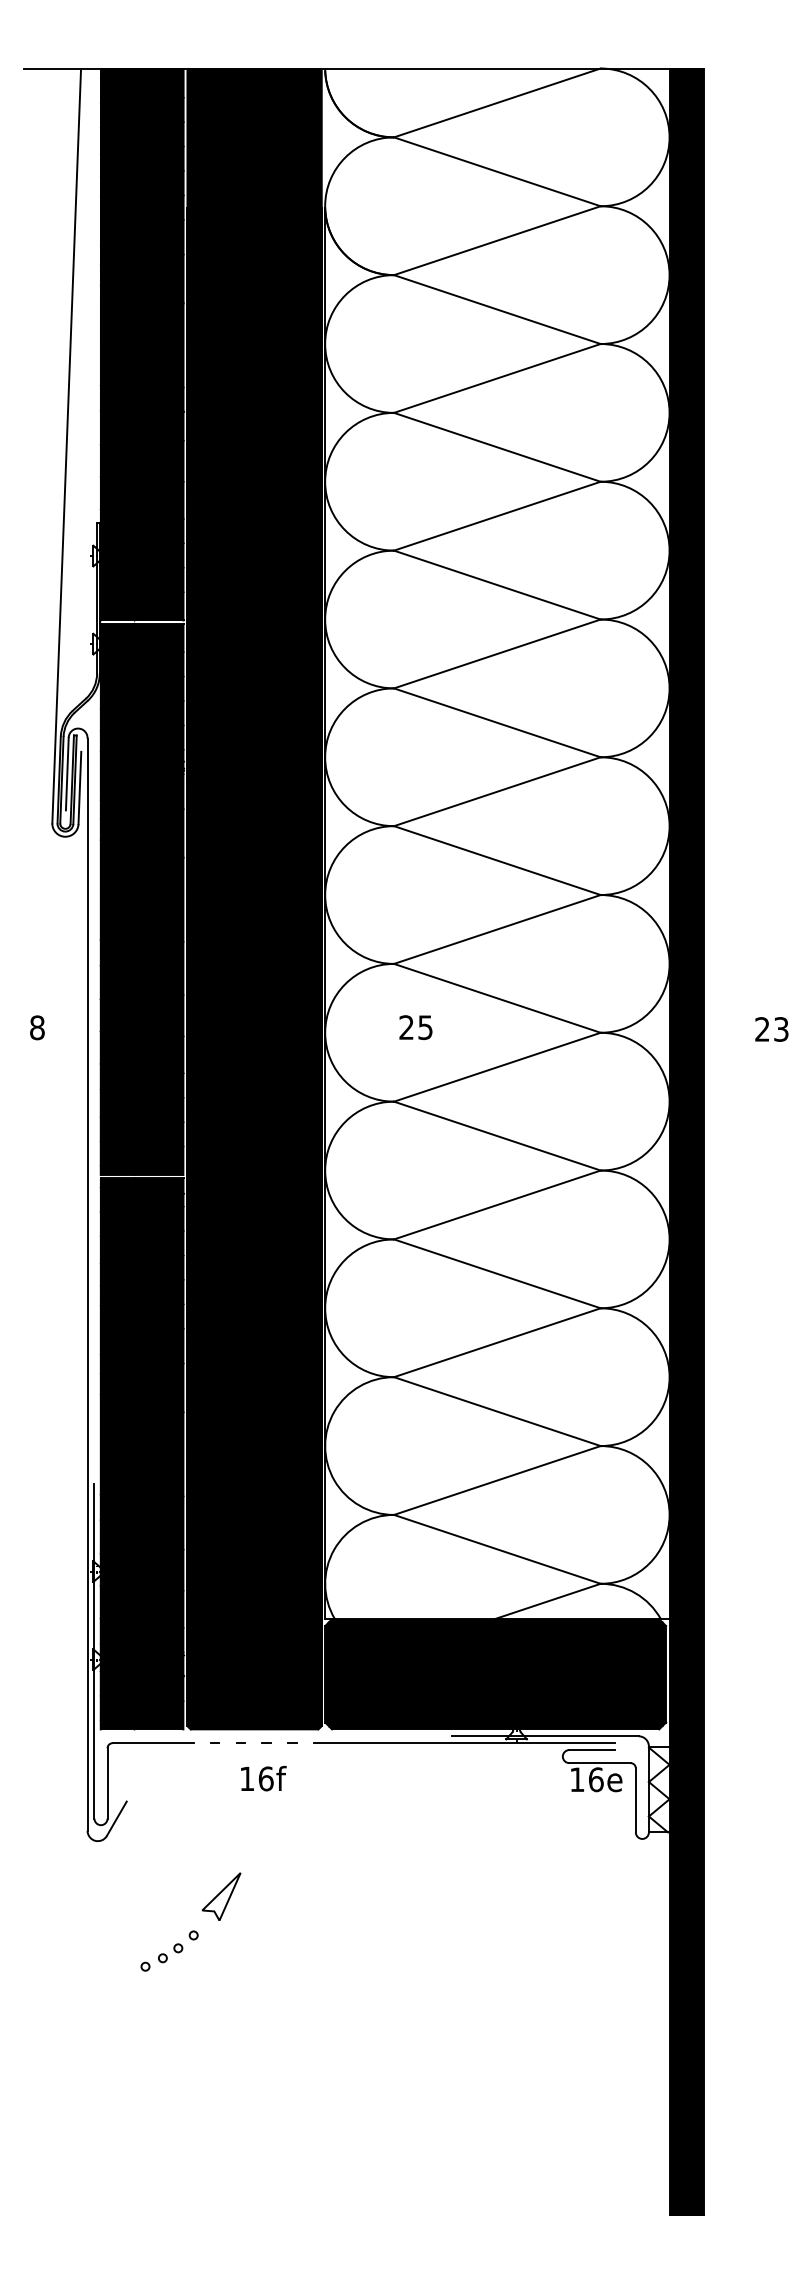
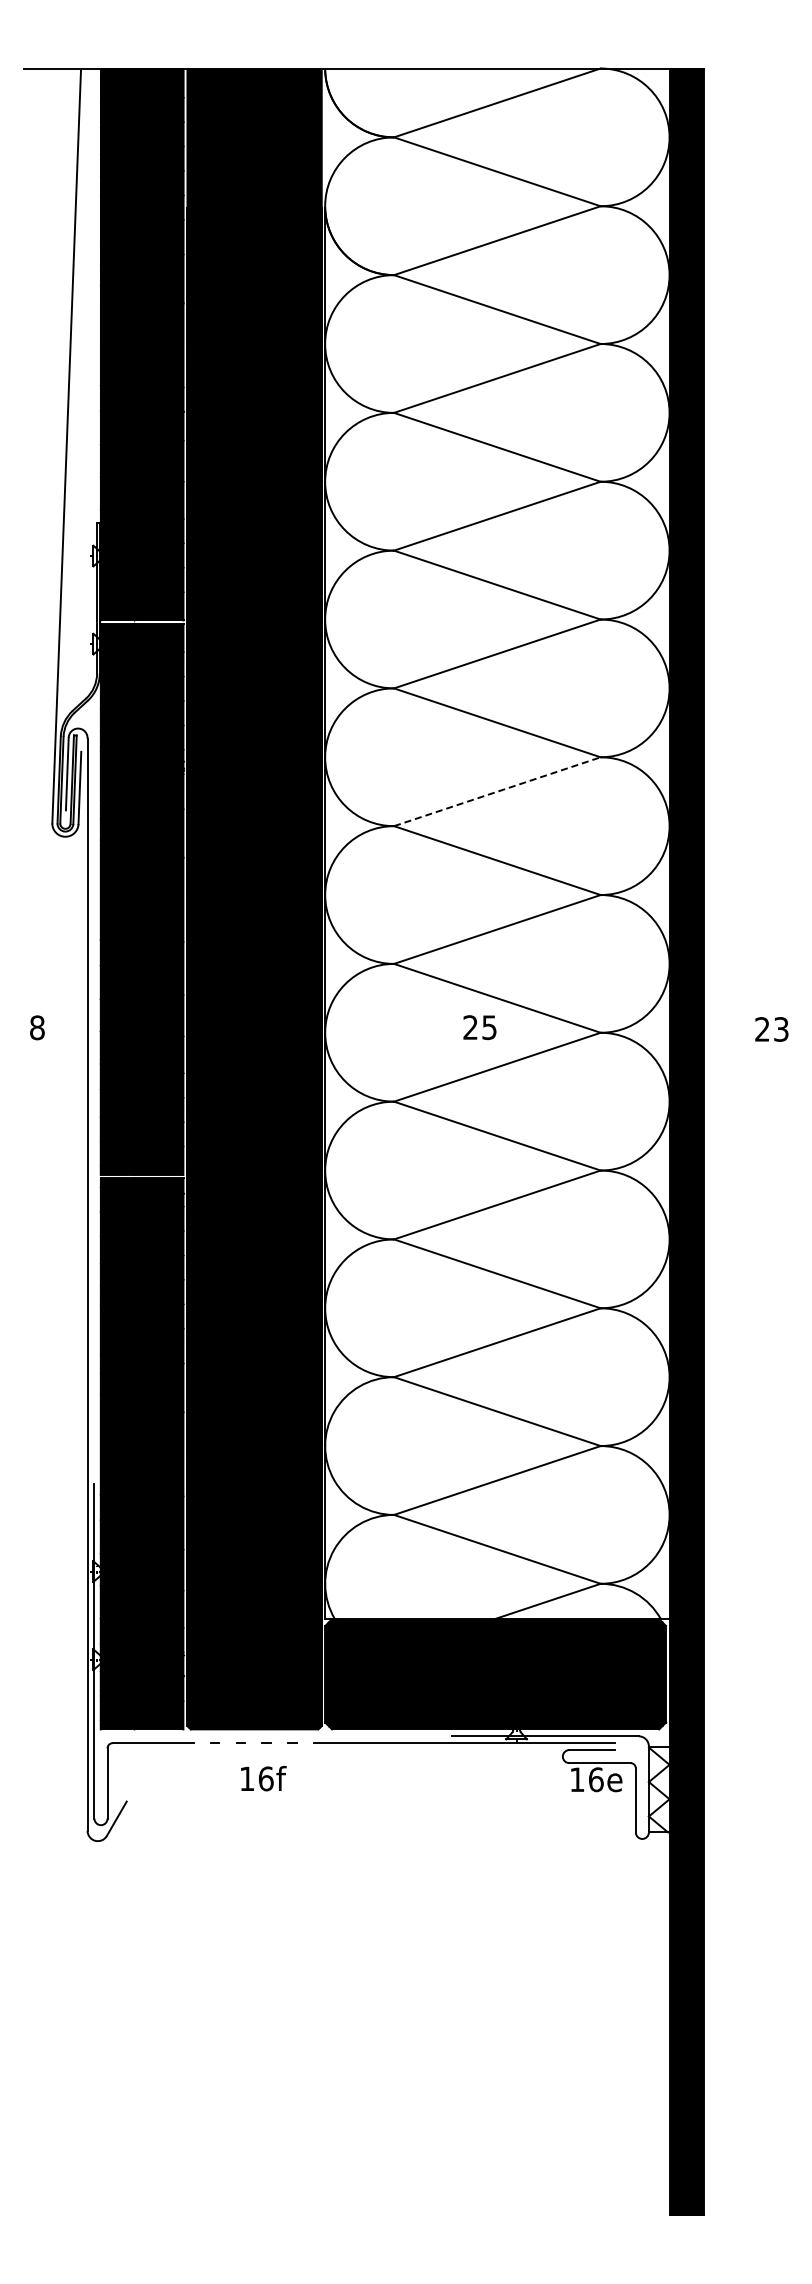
line: solid -> dashed (497, 791)
text position: (415, 1027) -> (479, 1027) (479, 1027)
part: present -> none (192, 1930)
